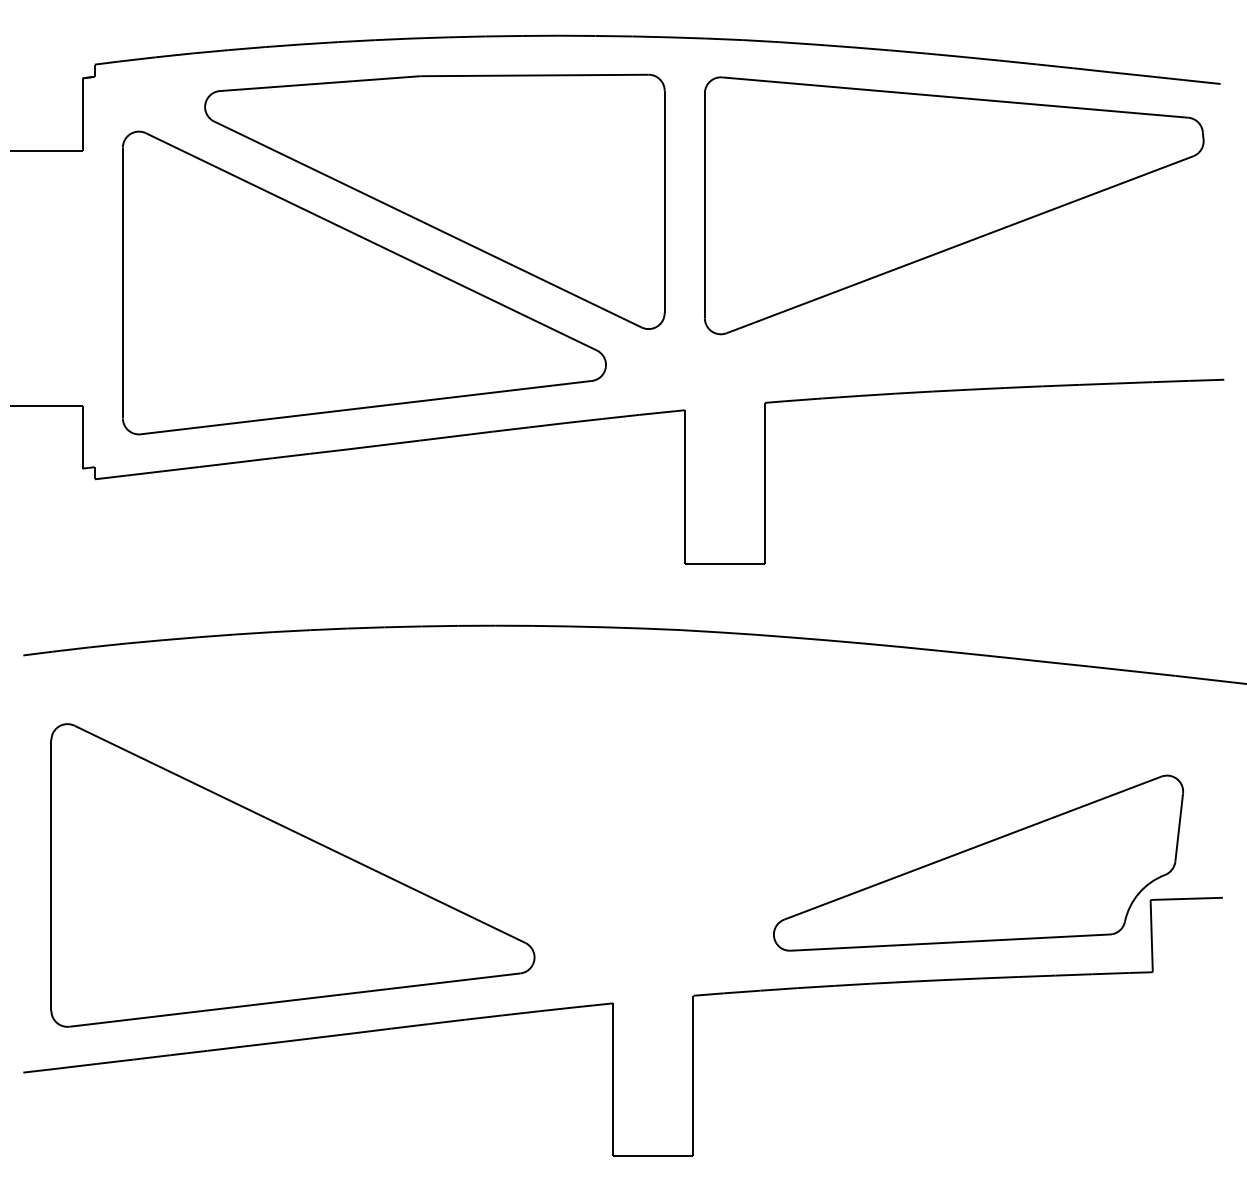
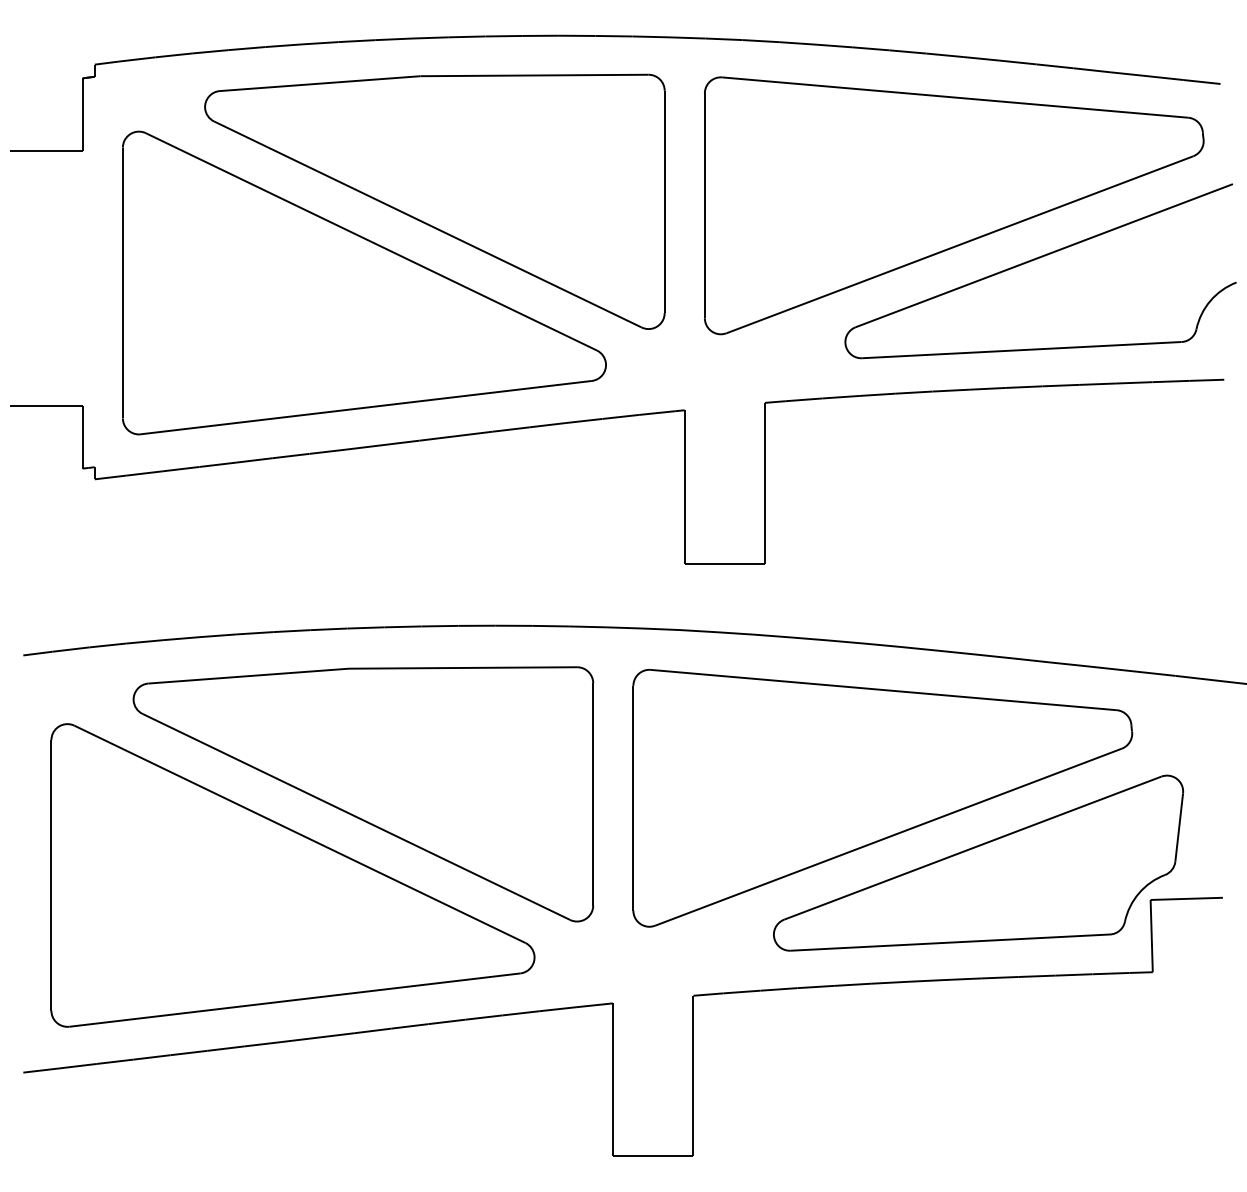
part: none -> present (1037, 259)
part: none -> present (363, 794)
part: none -> present (882, 797)
